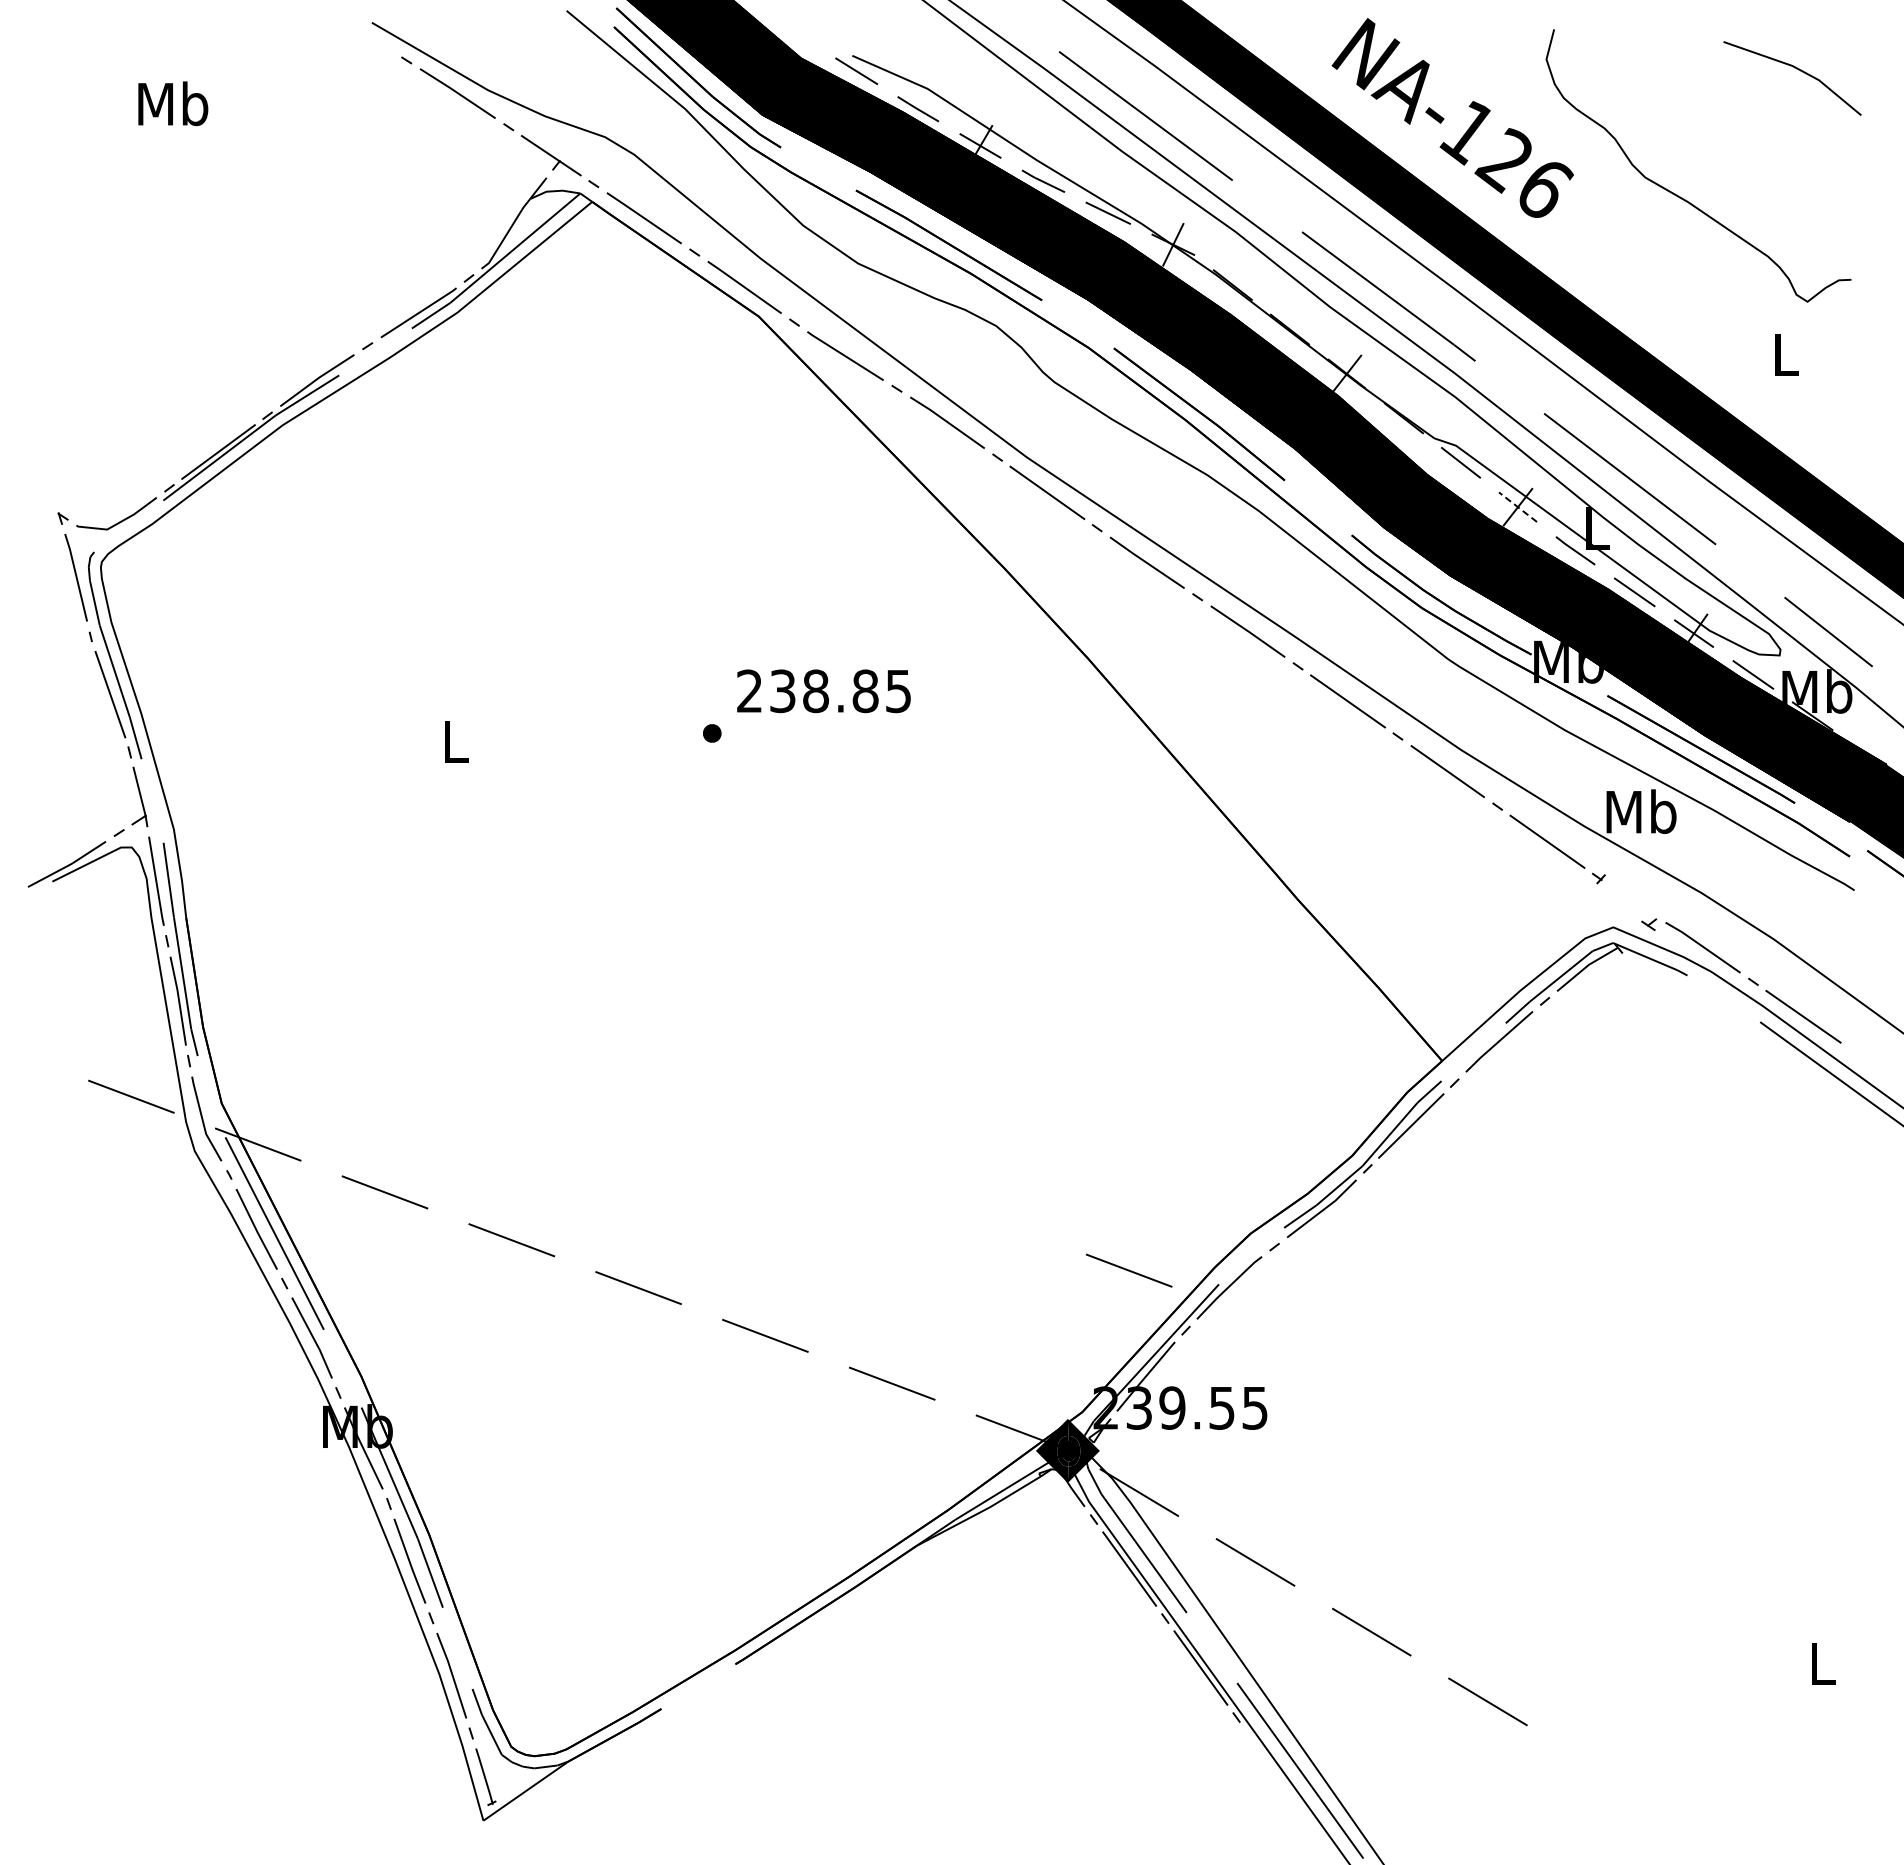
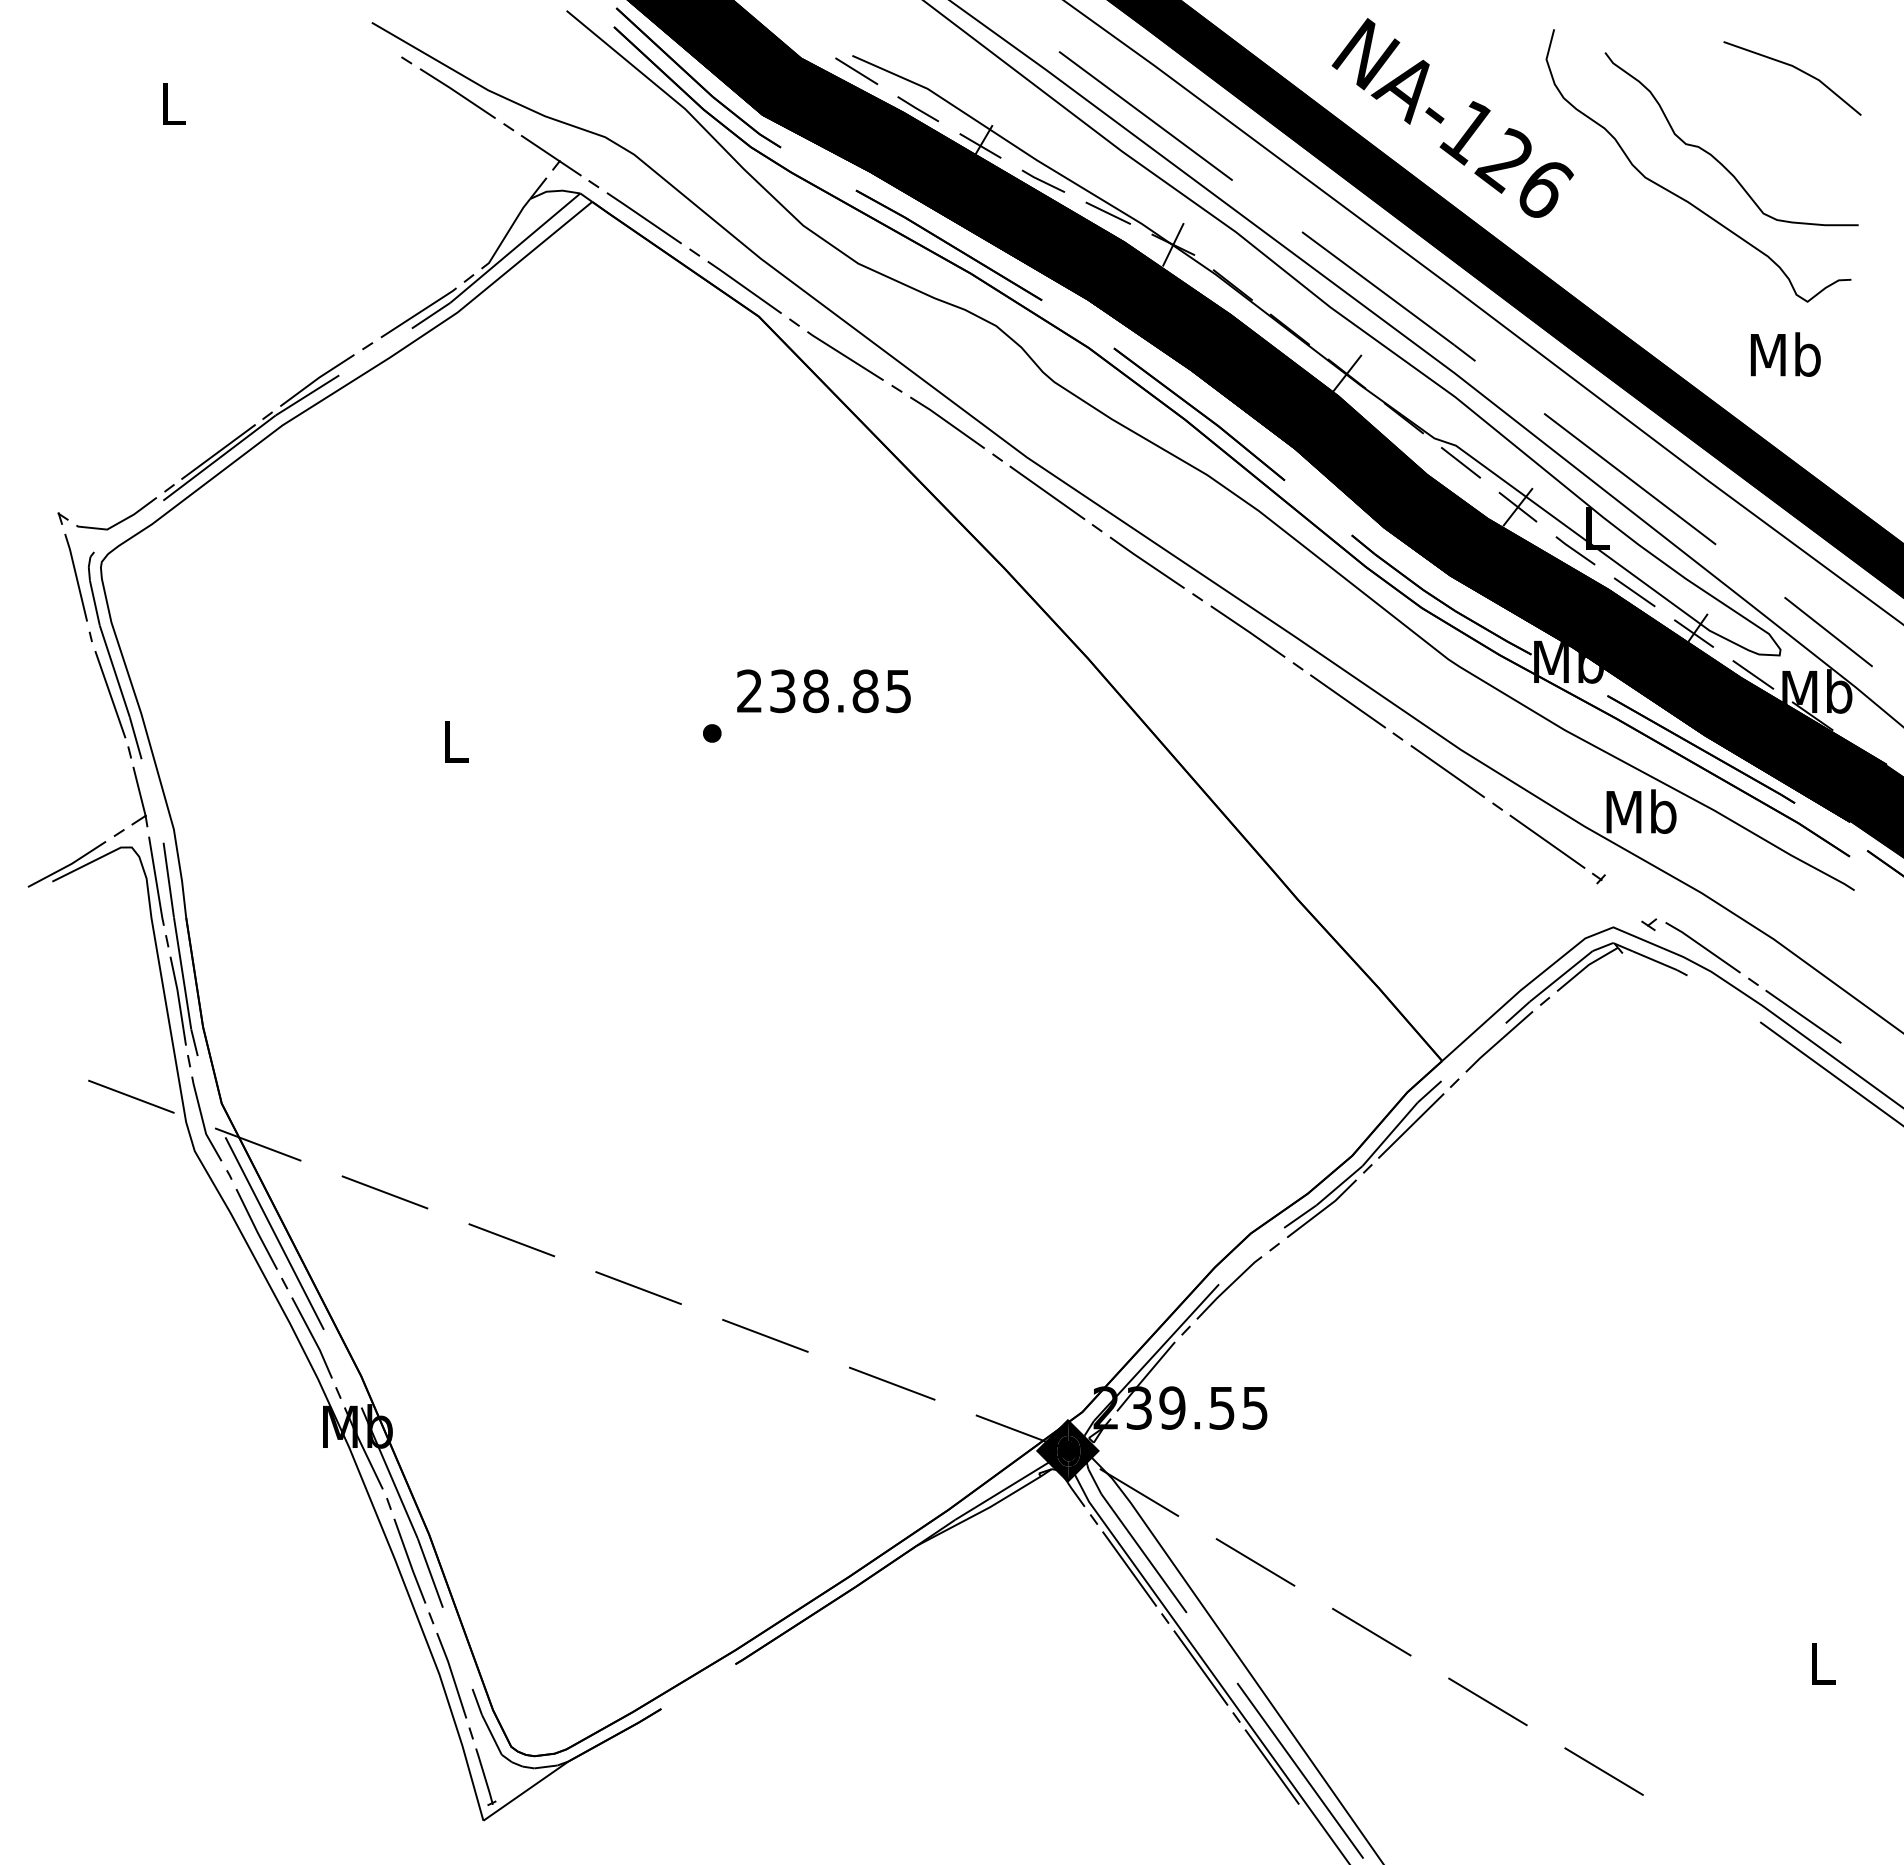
text: Mb -> L (173, 103)
curve: none -> present (1714, 156)
text: L -> Mb (1785, 354)
line: dashed -> solid (1518, 507)
line: present -> none (1129, 1270)
line: none -> present (1271, 1766)
line: none -> present (1603, 1771)
